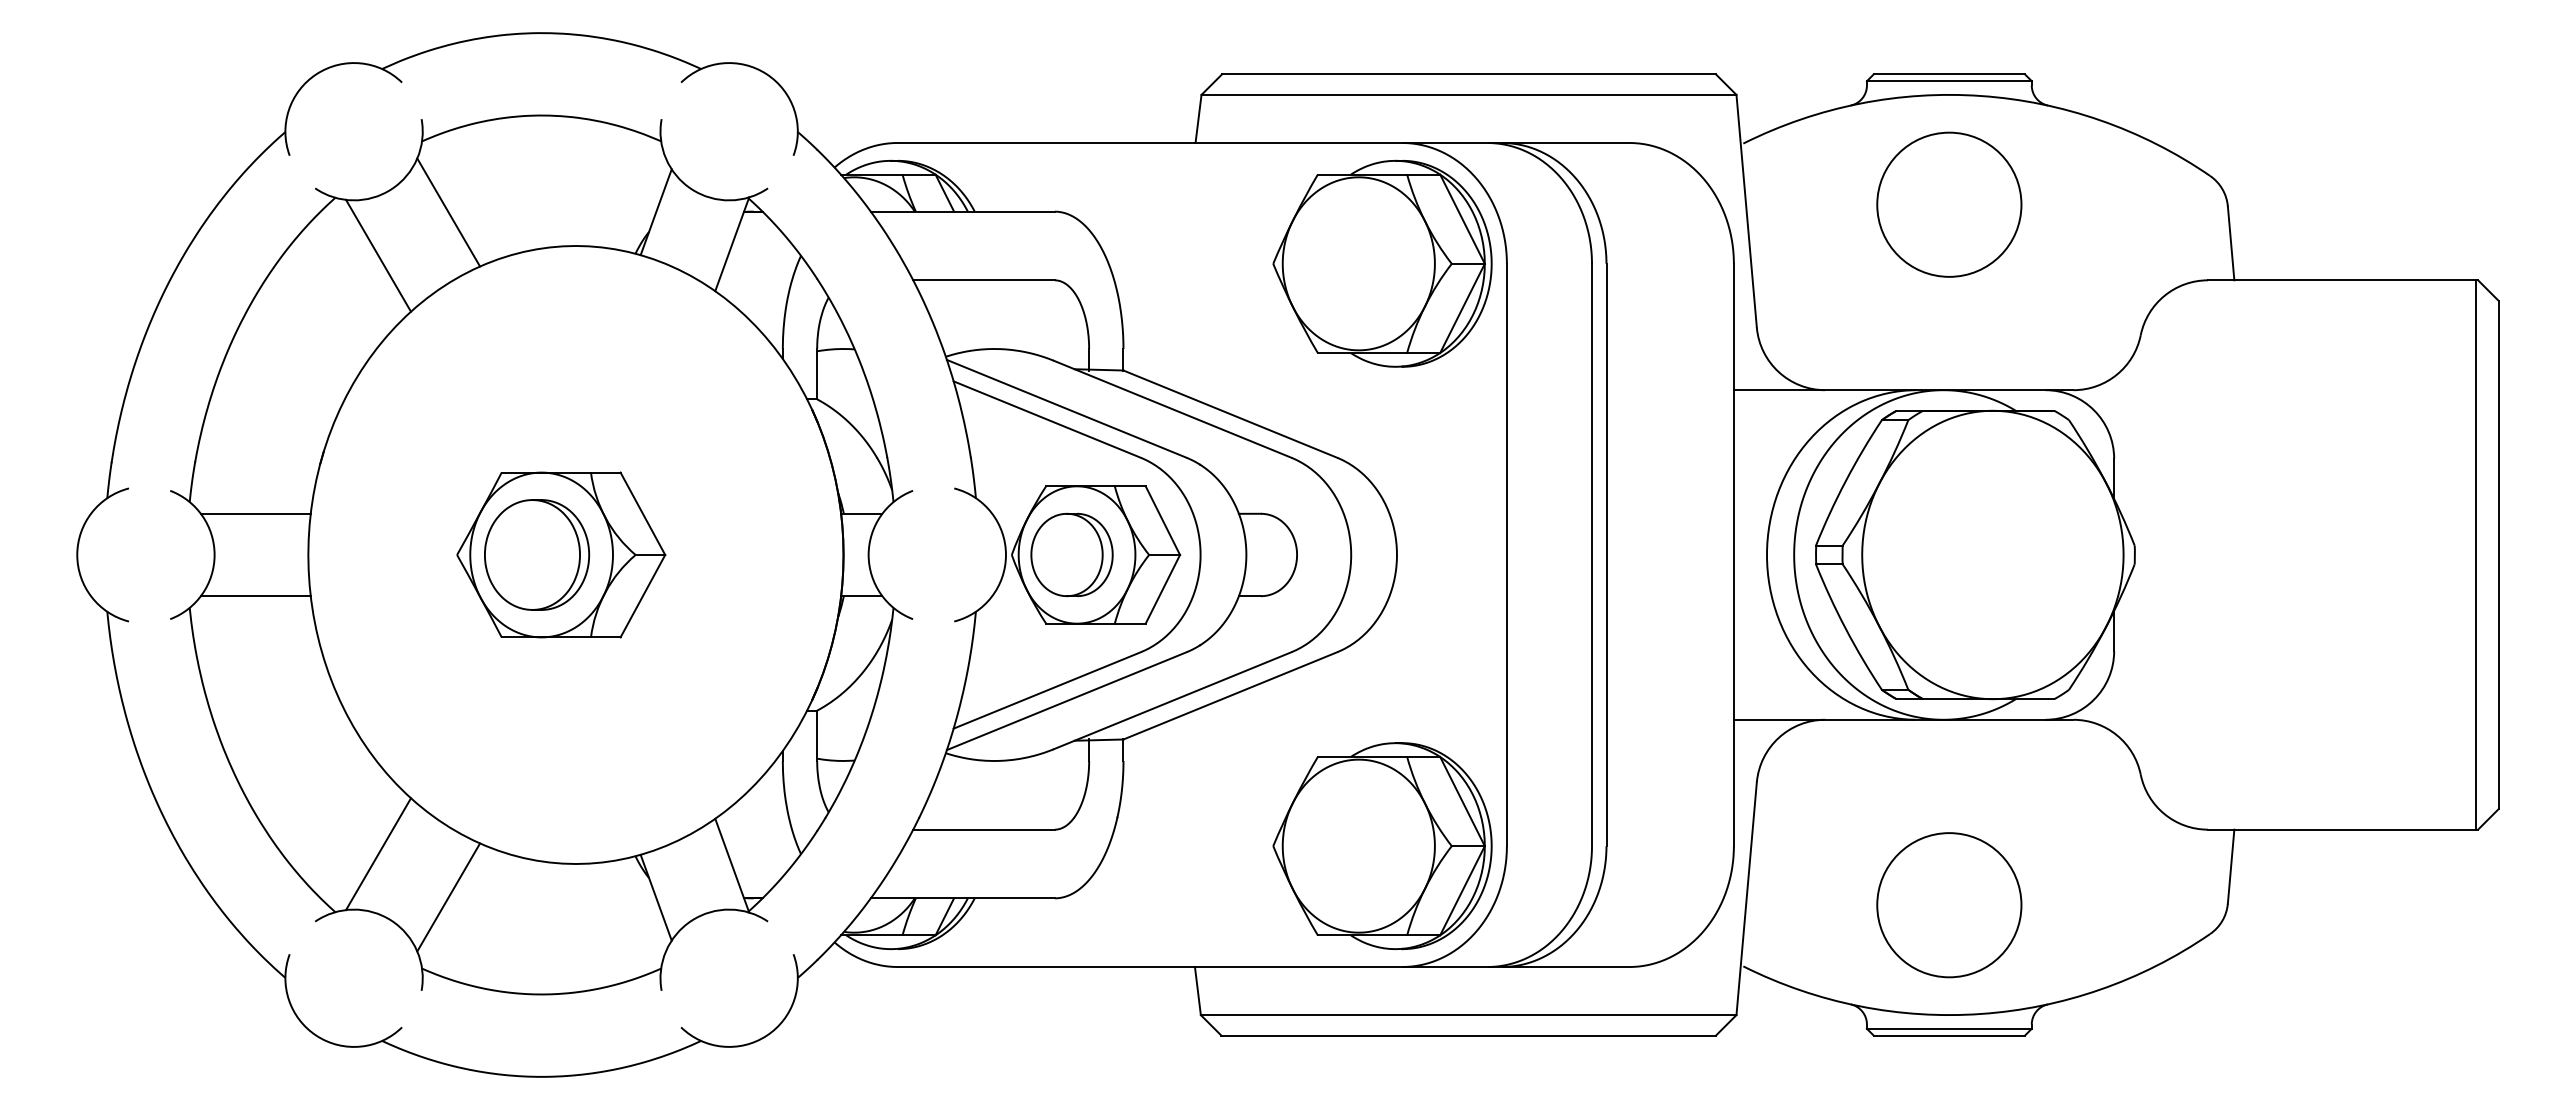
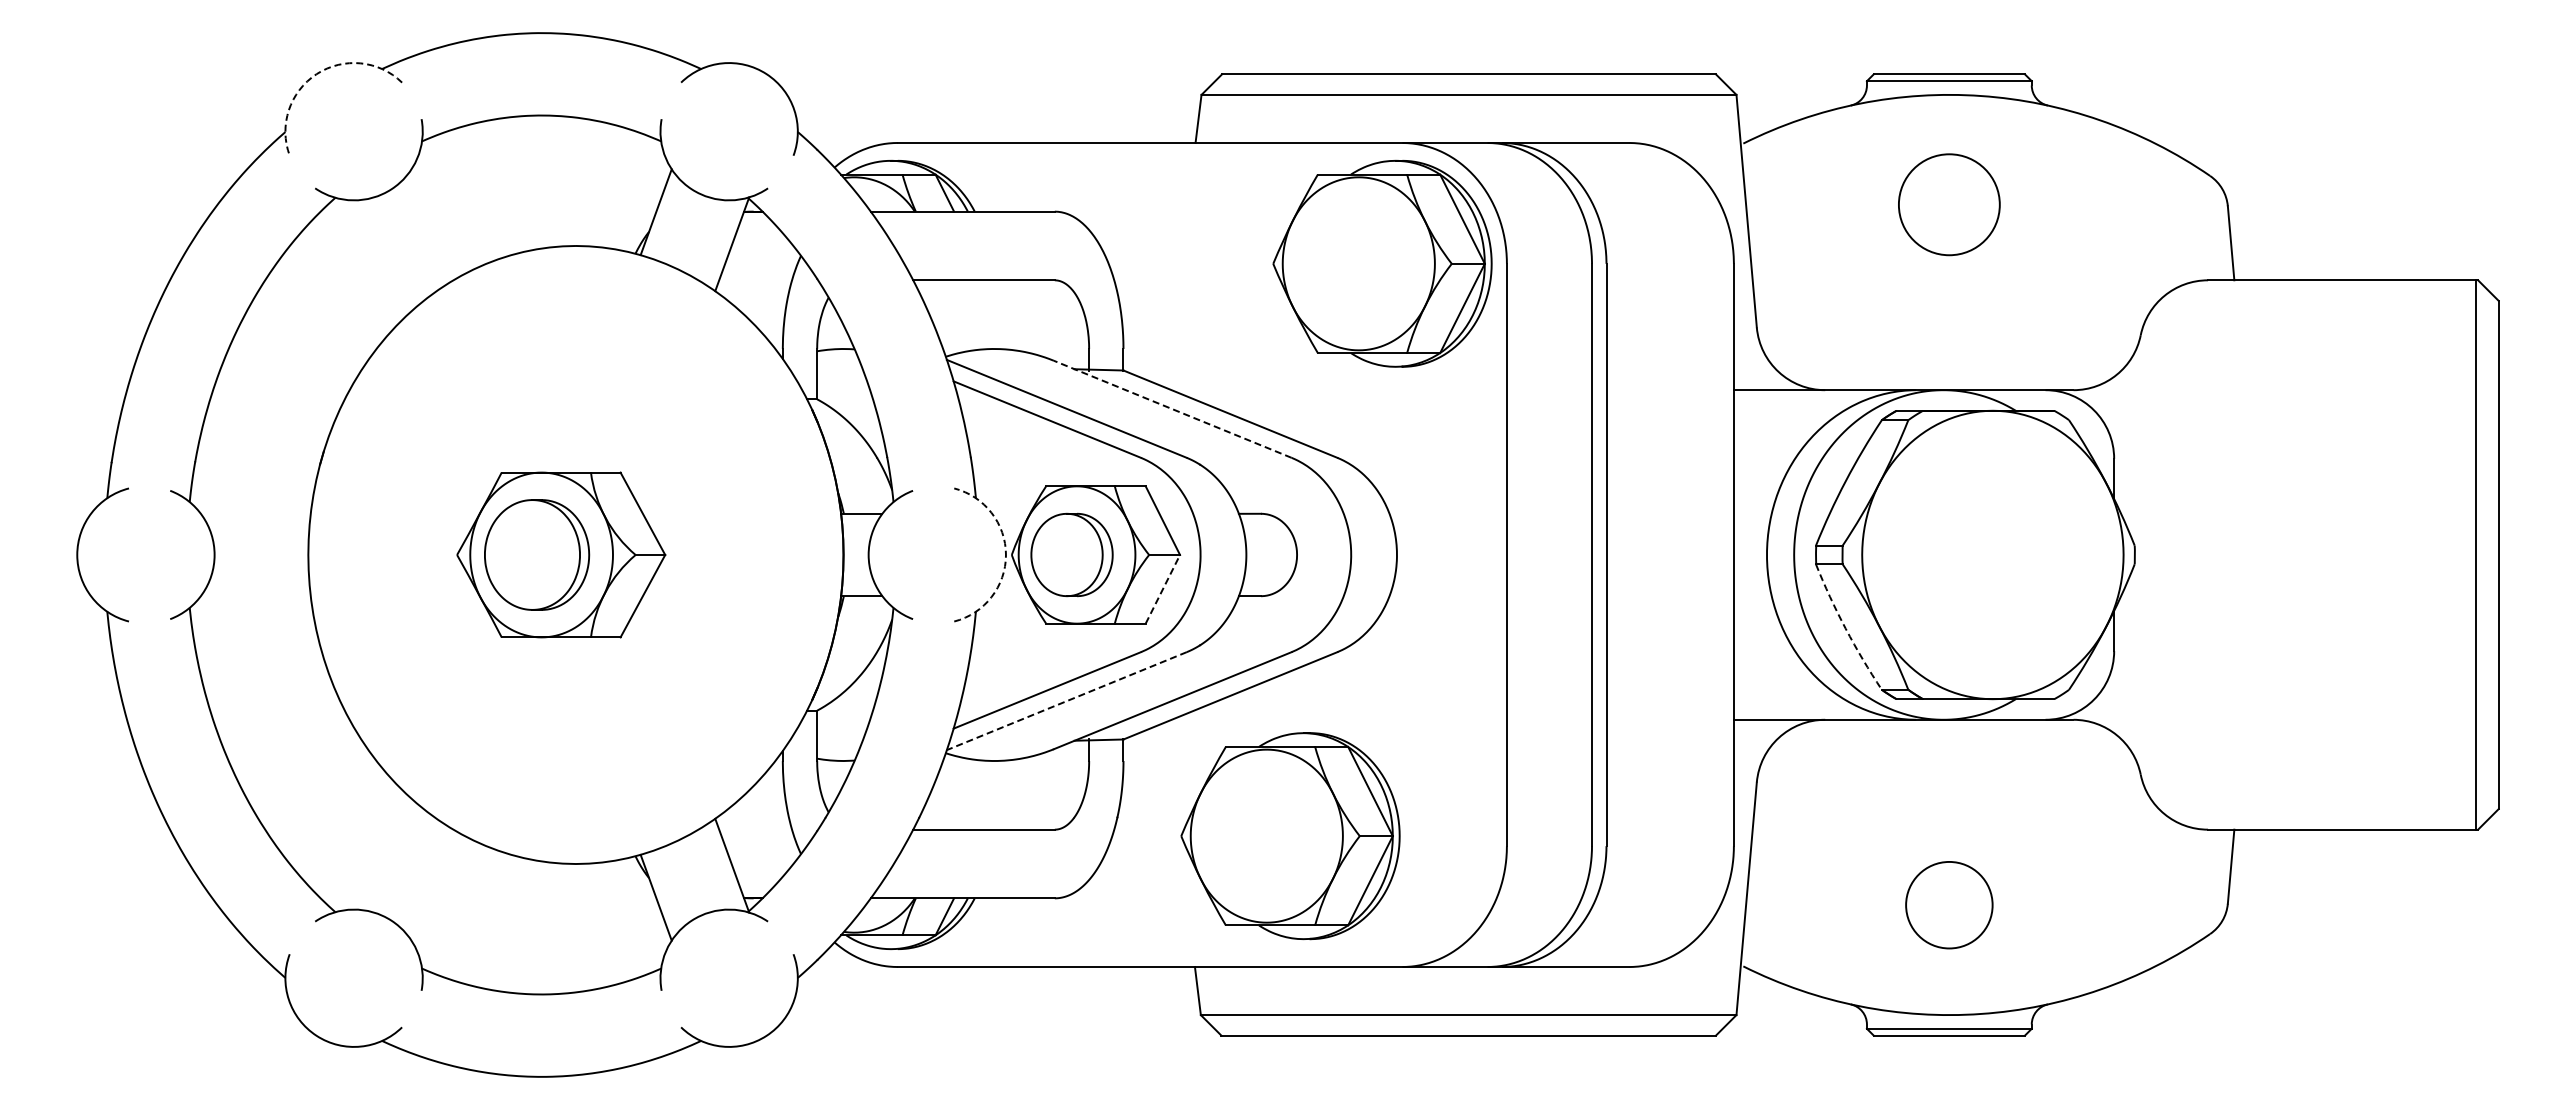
arc: solid -> dashed (316, 74)
circle diameter: 144 px -> 101 px (1948, 204)
line: present -> none (448, 212)
line: present -> none (378, 255)
line: solid -> dashed (1172, 409)
line: present -> none (255, 513)
arc: solid -> dashed (1005, 554)
line: solid -> dashed (1163, 588)
line: present -> none (255, 596)
arc: solid -> dashed (1845, 628)
line: solid -> dashed (1066, 701)
part position: (1382, 846) -> (1290, 836) (1290, 836)
line: present -> none (378, 854)
line: present -> none (448, 897)
circle diameter: 144 px -> 87 px (1949, 904)
